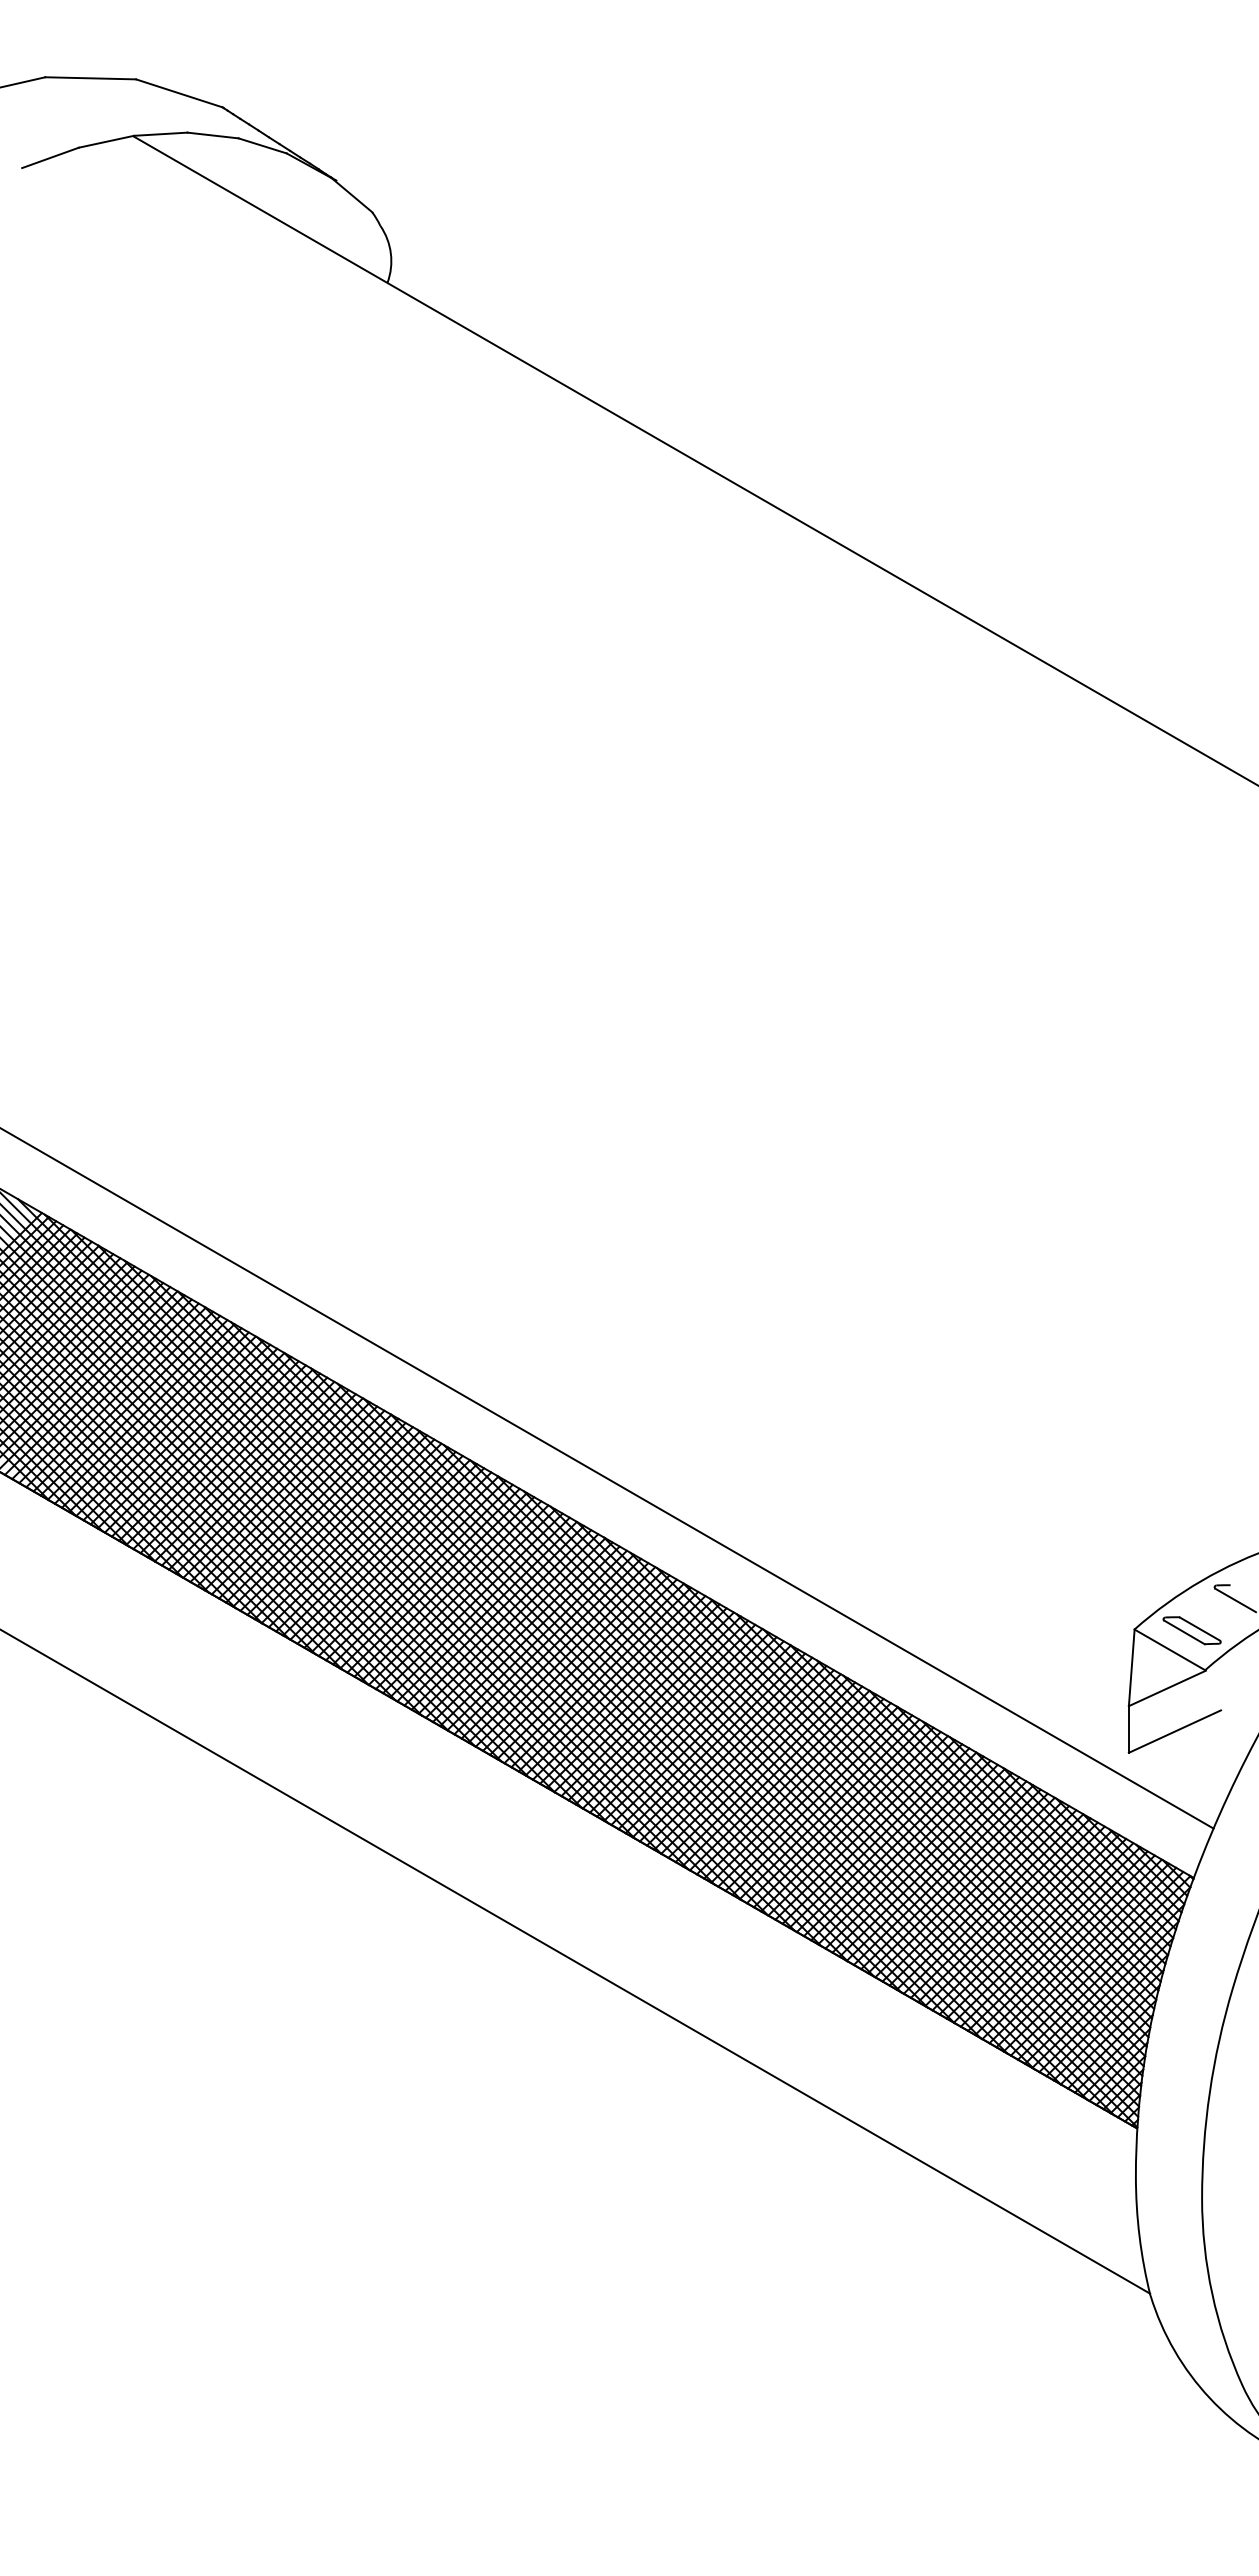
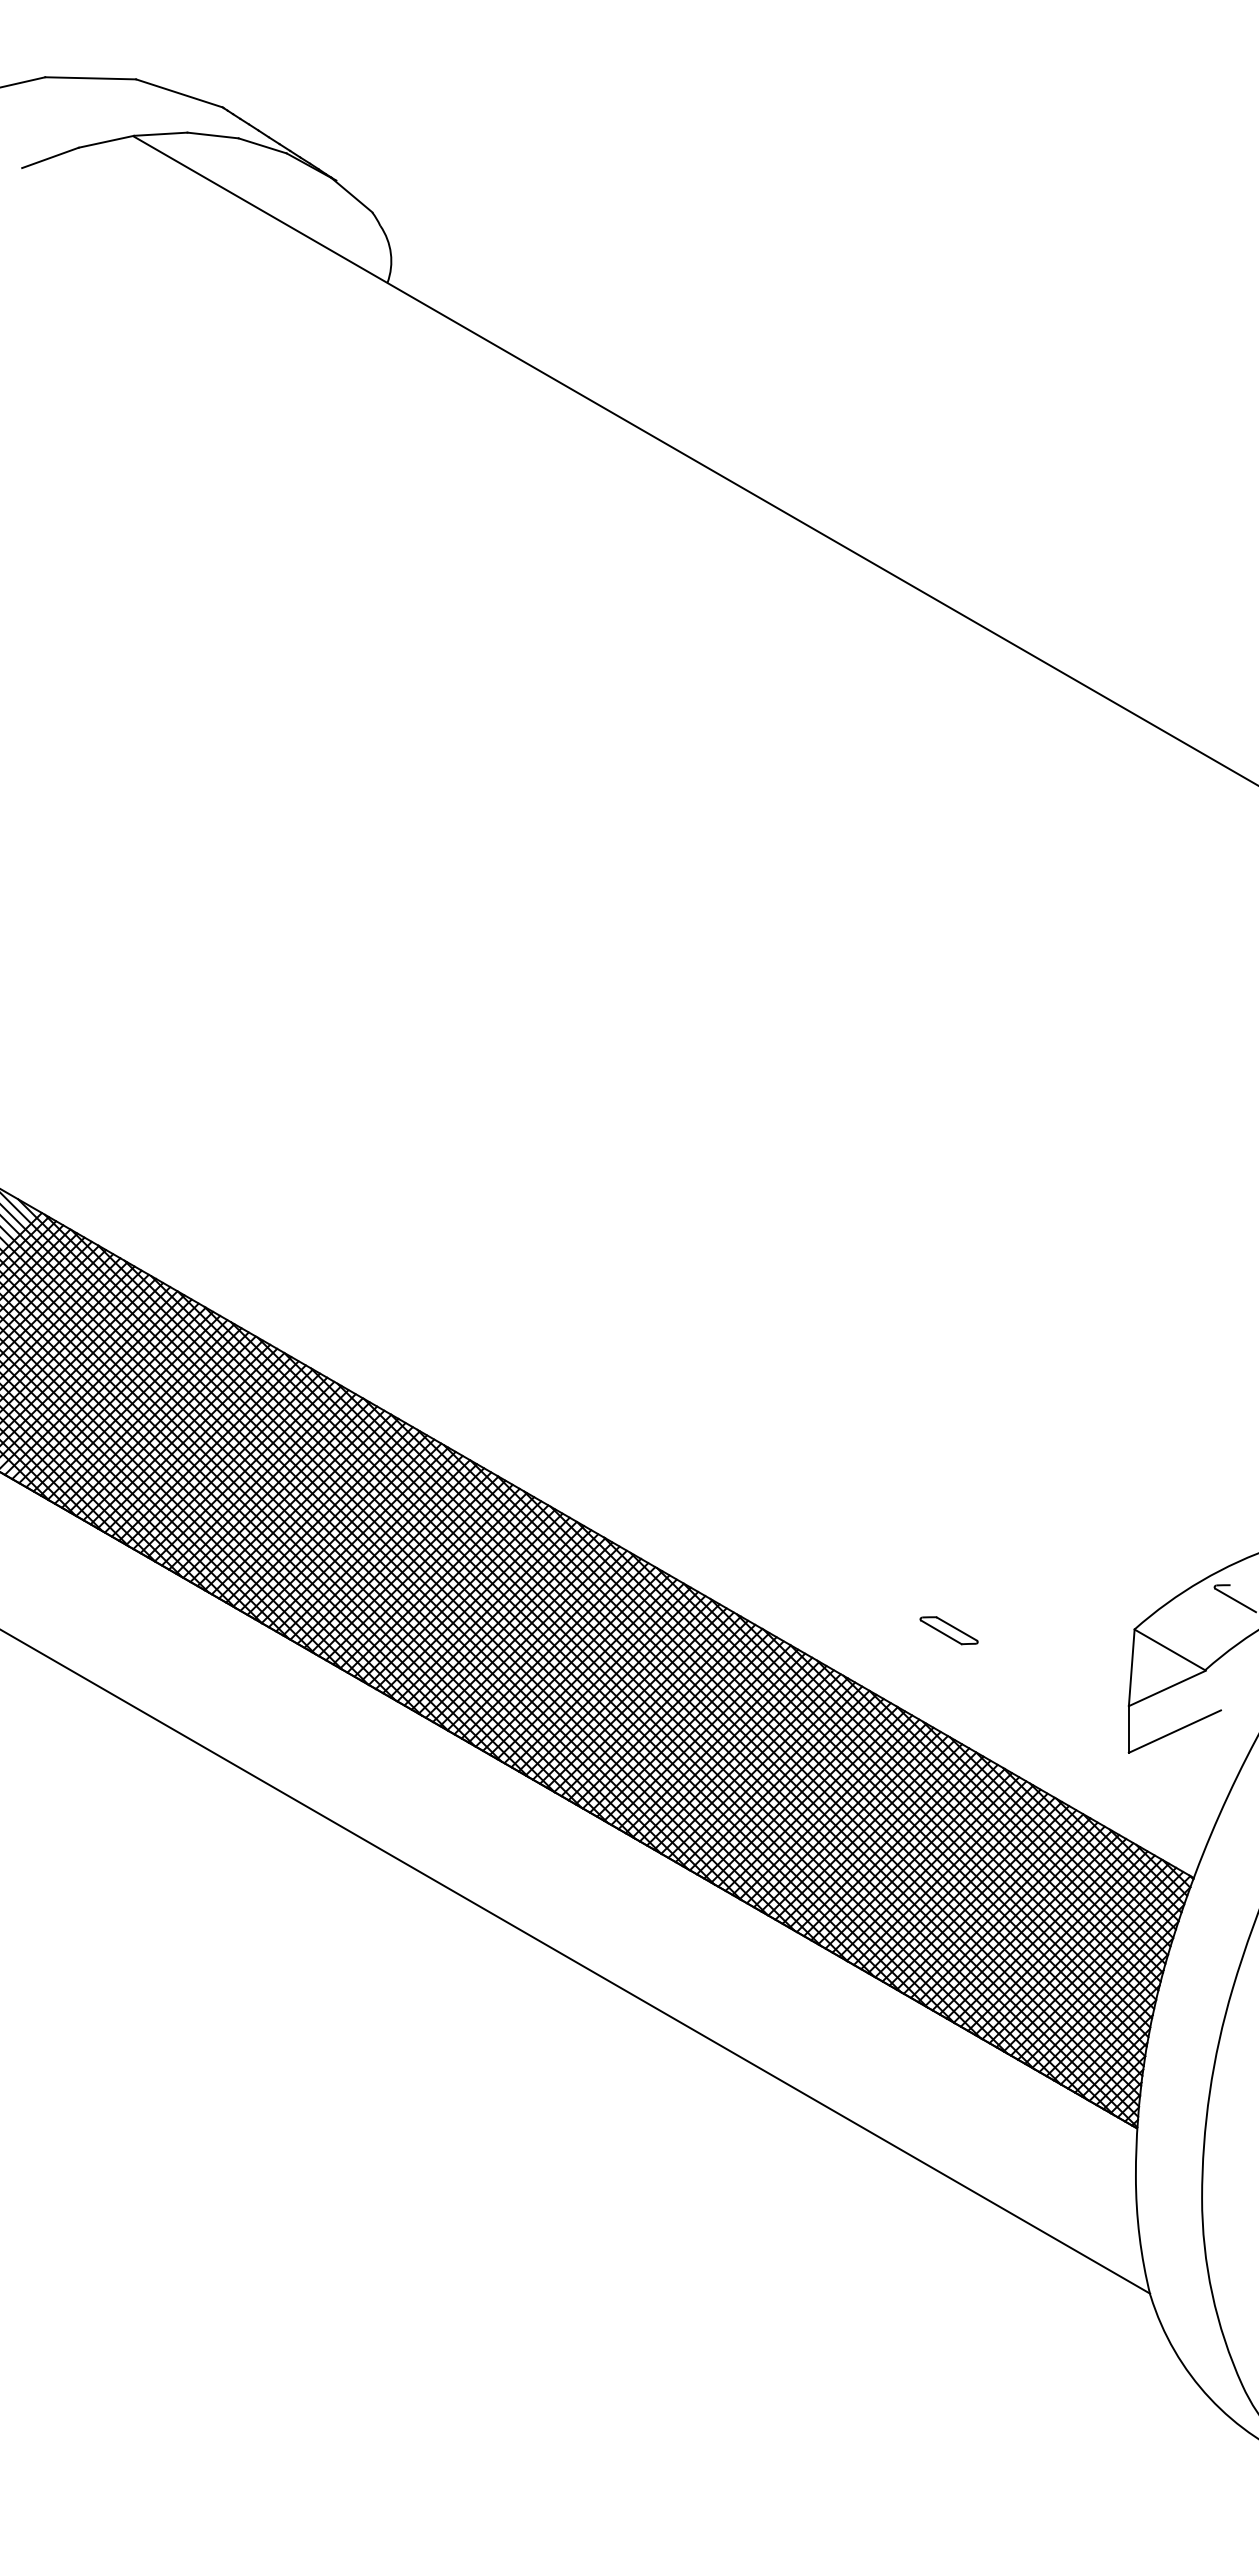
line: present -> none (607, 1478)
part position: (1191, 1630) -> (948, 1630) (948, 1630)
